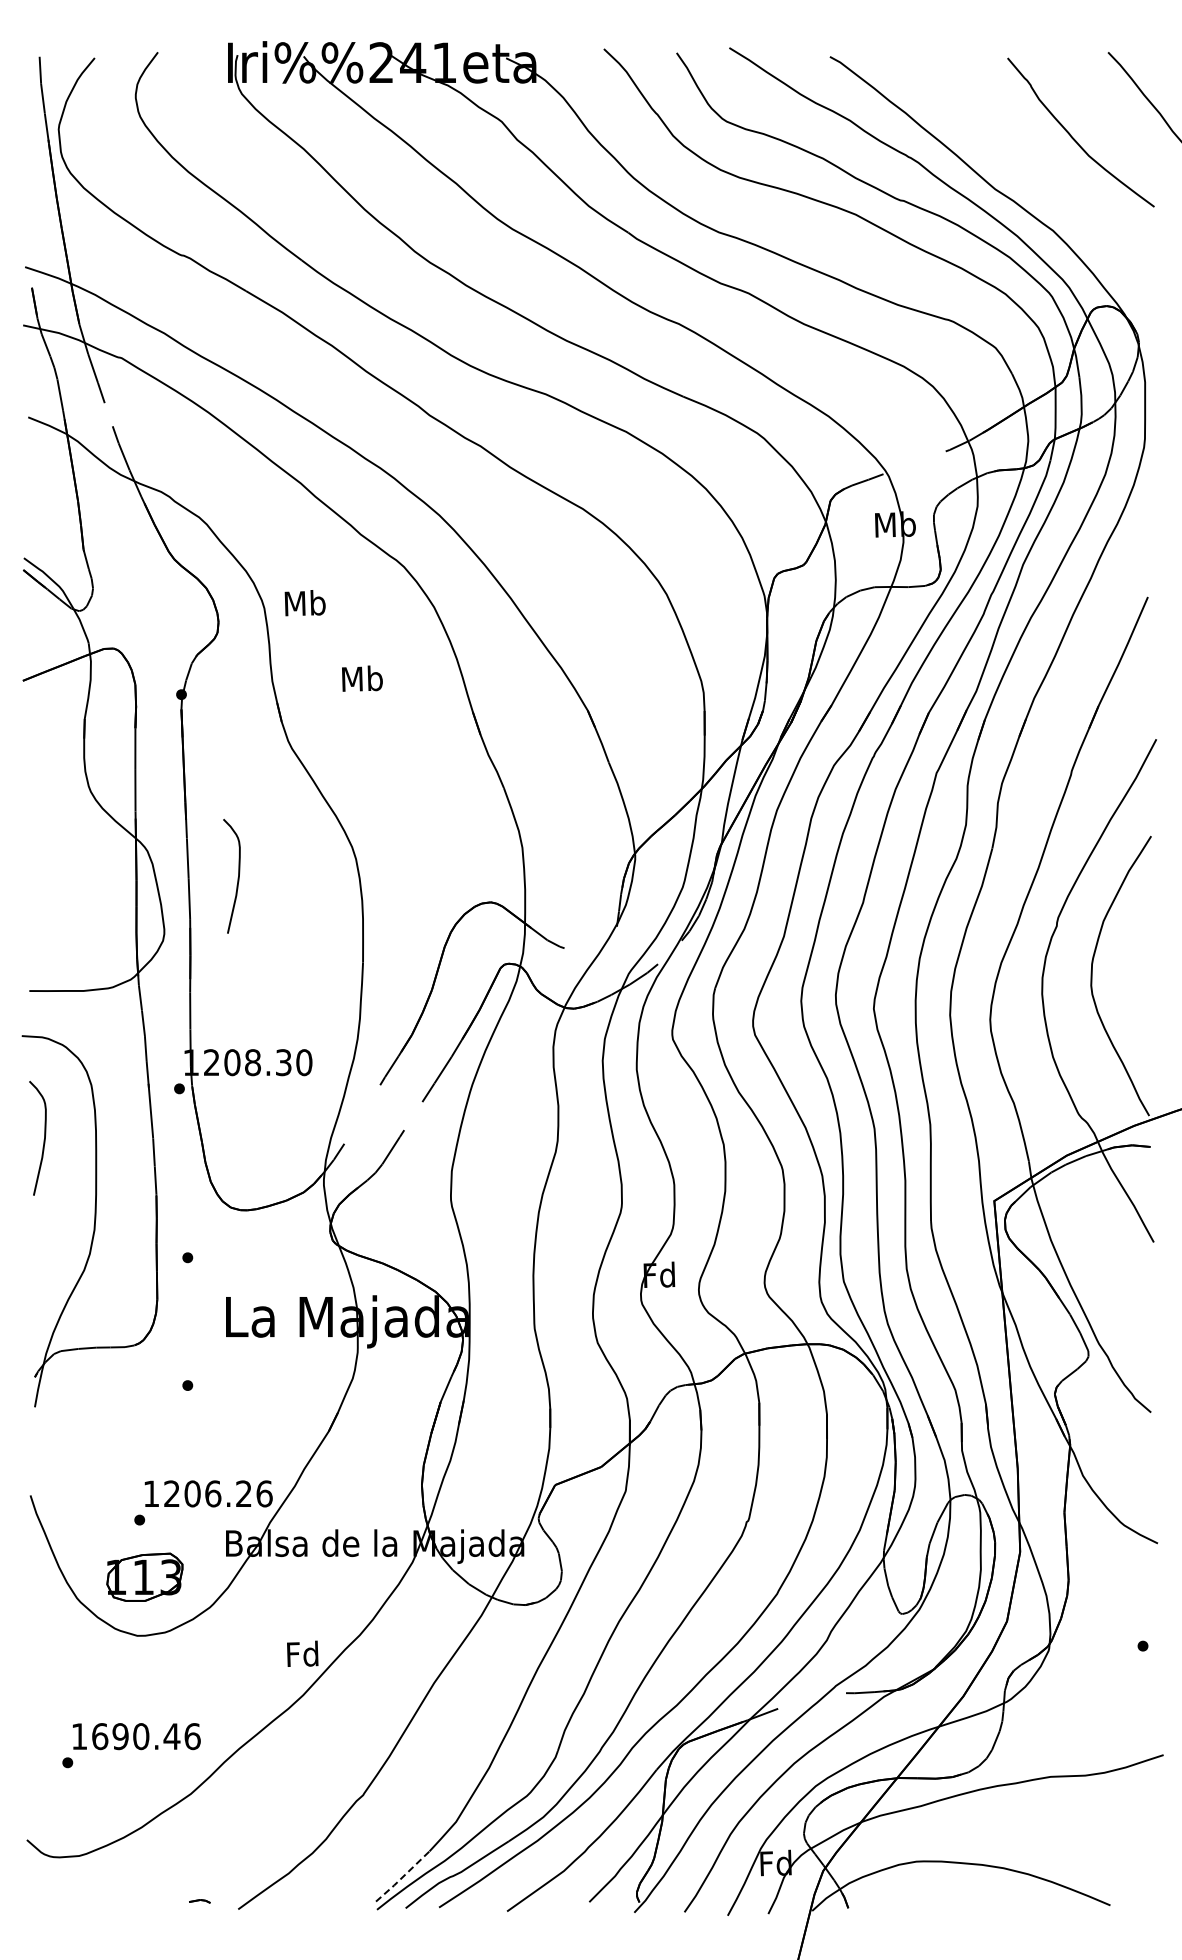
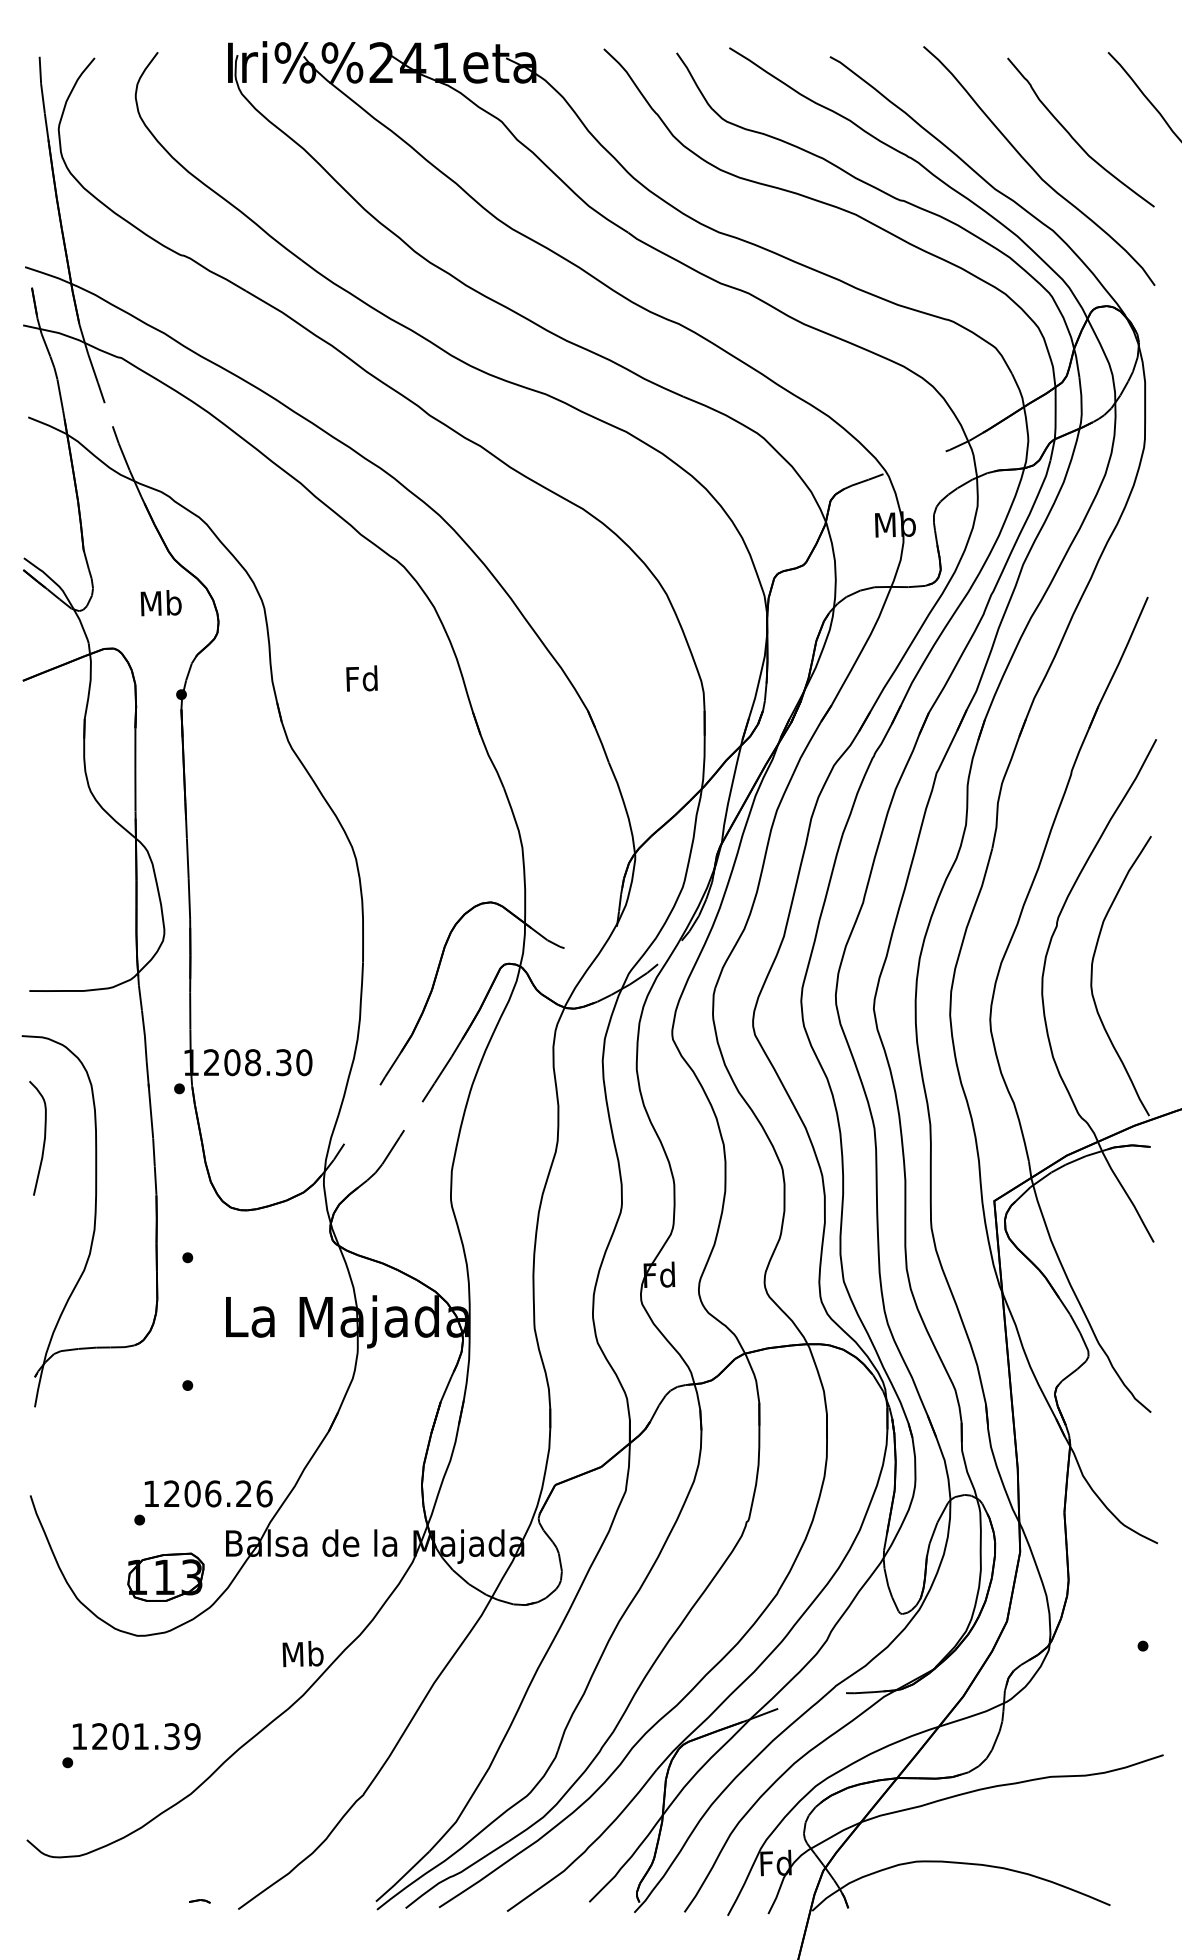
curve: none -> present (1034, 169)
text position: (304, 603) -> (160, 603) (160, 603)
text: Mb -> Fd (362, 678)
curve: present -> none (237, 877)
part position: (144, 1576) -> (165, 1576) (165, 1576)
text: Fd -> Mb (302, 1653)
text: 1690.46 -> 1201.39 (146, 1736)
line: dashed -> solid (402, 1877)
